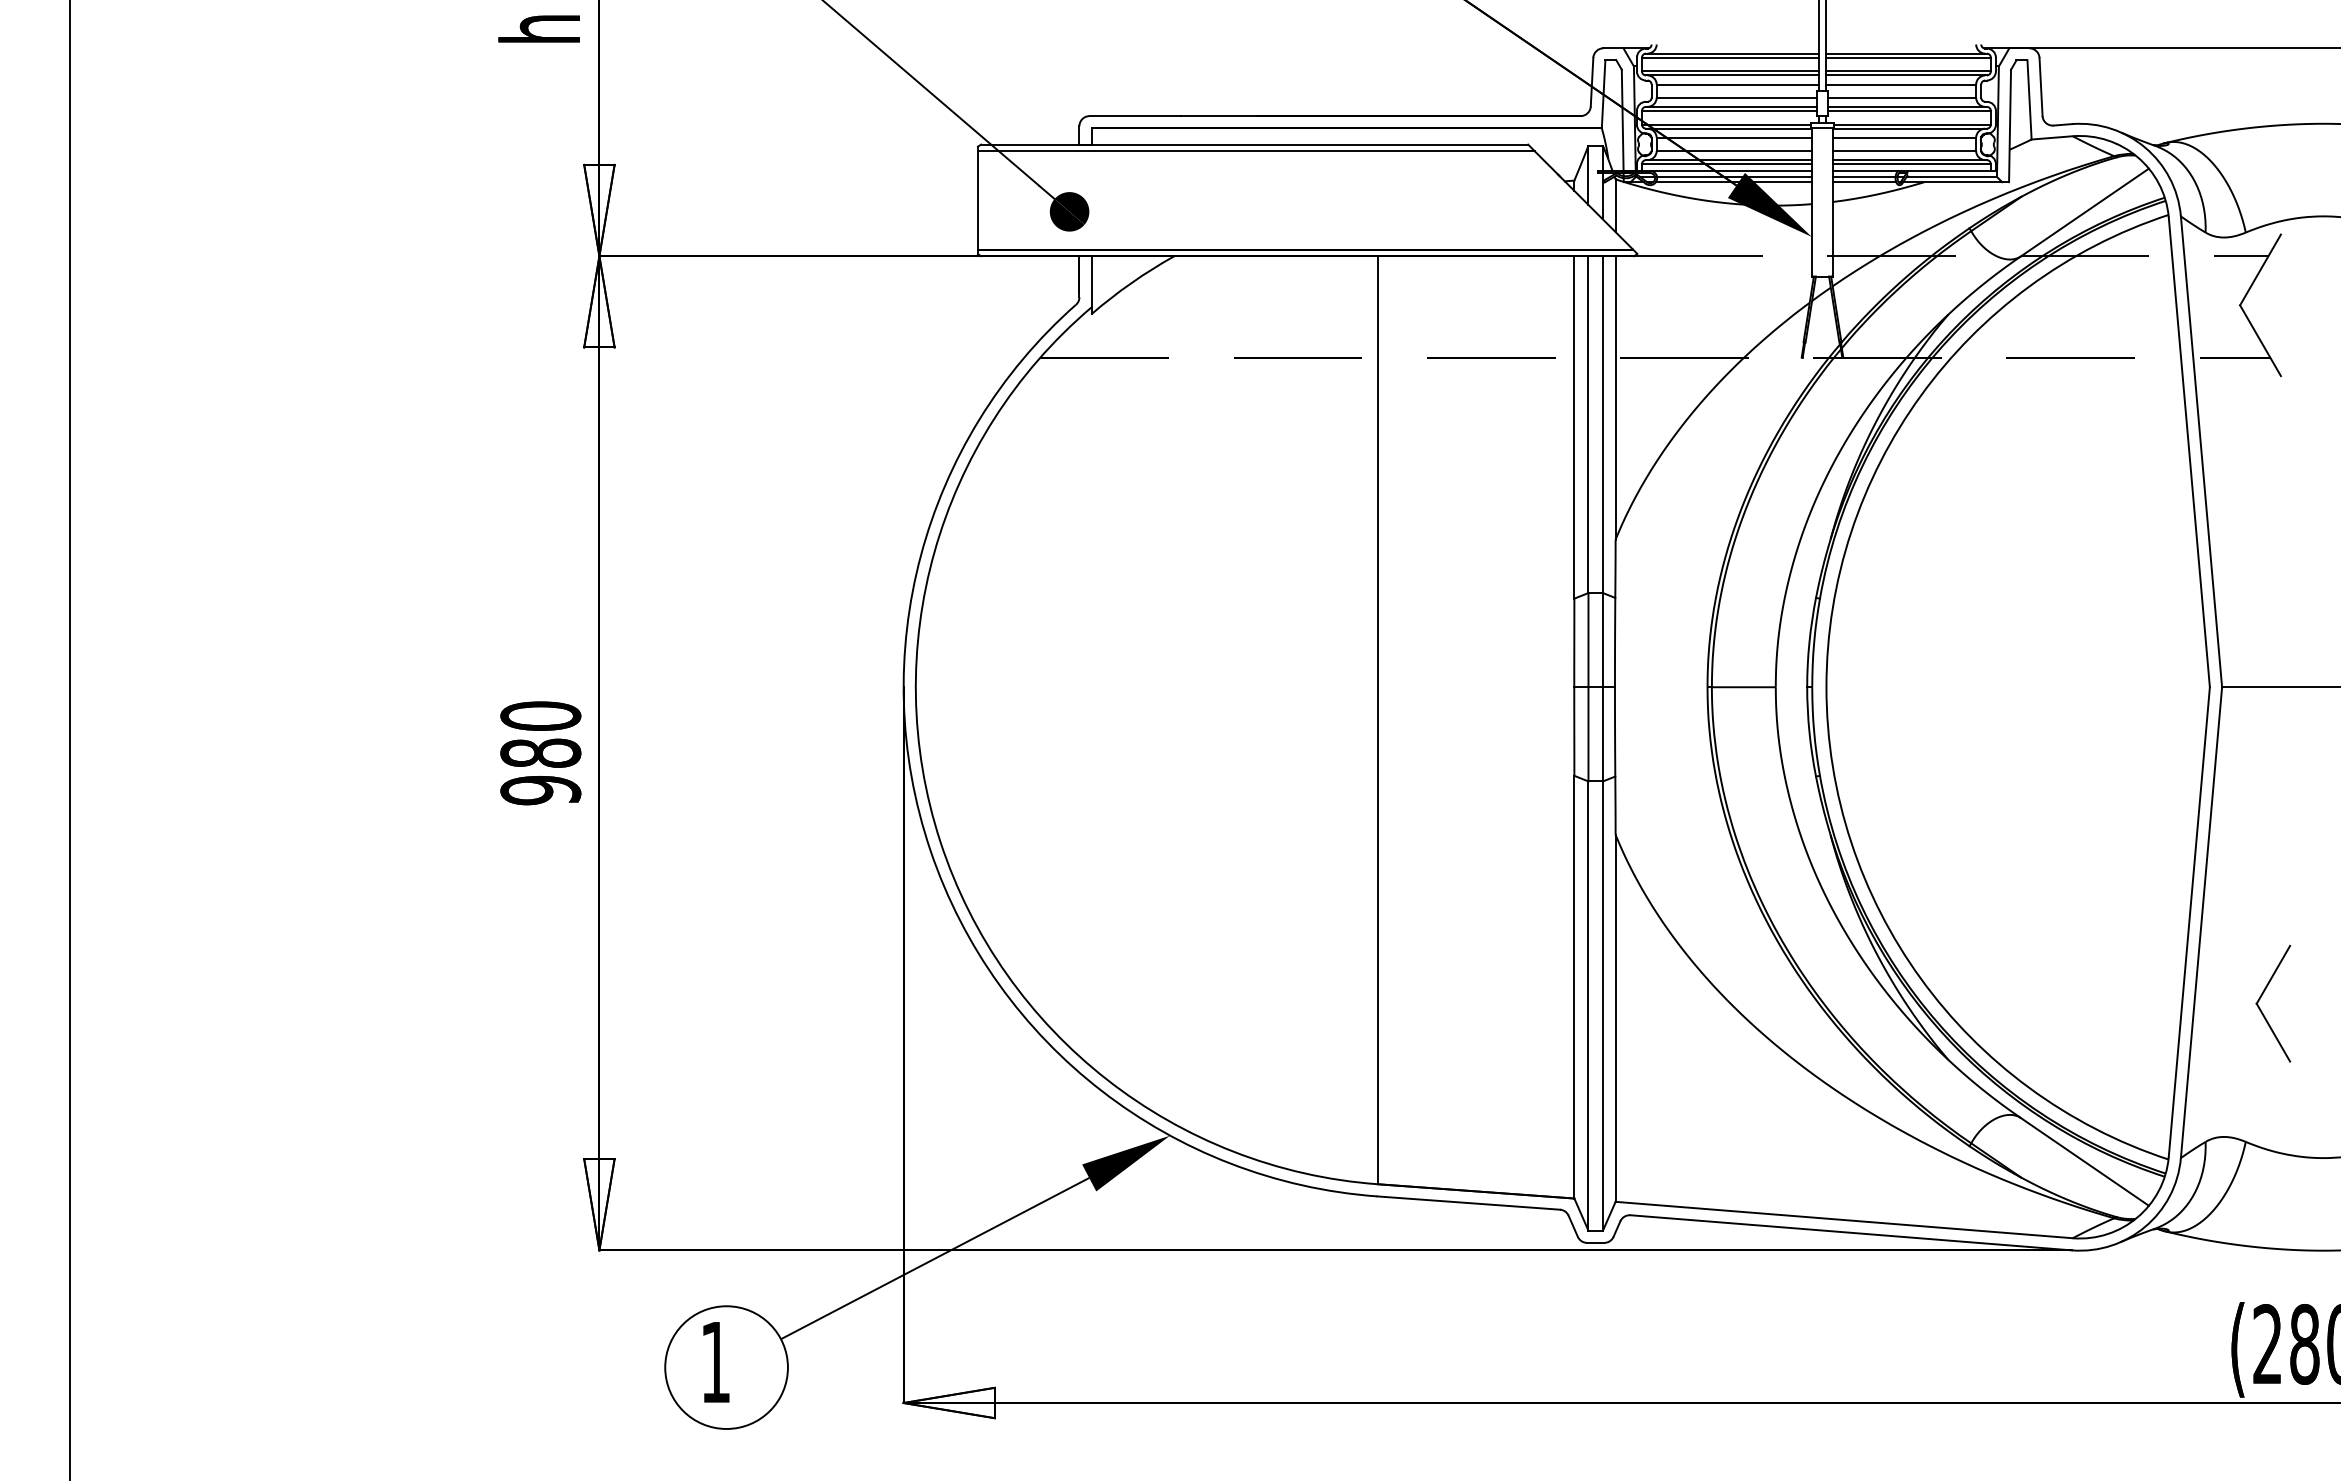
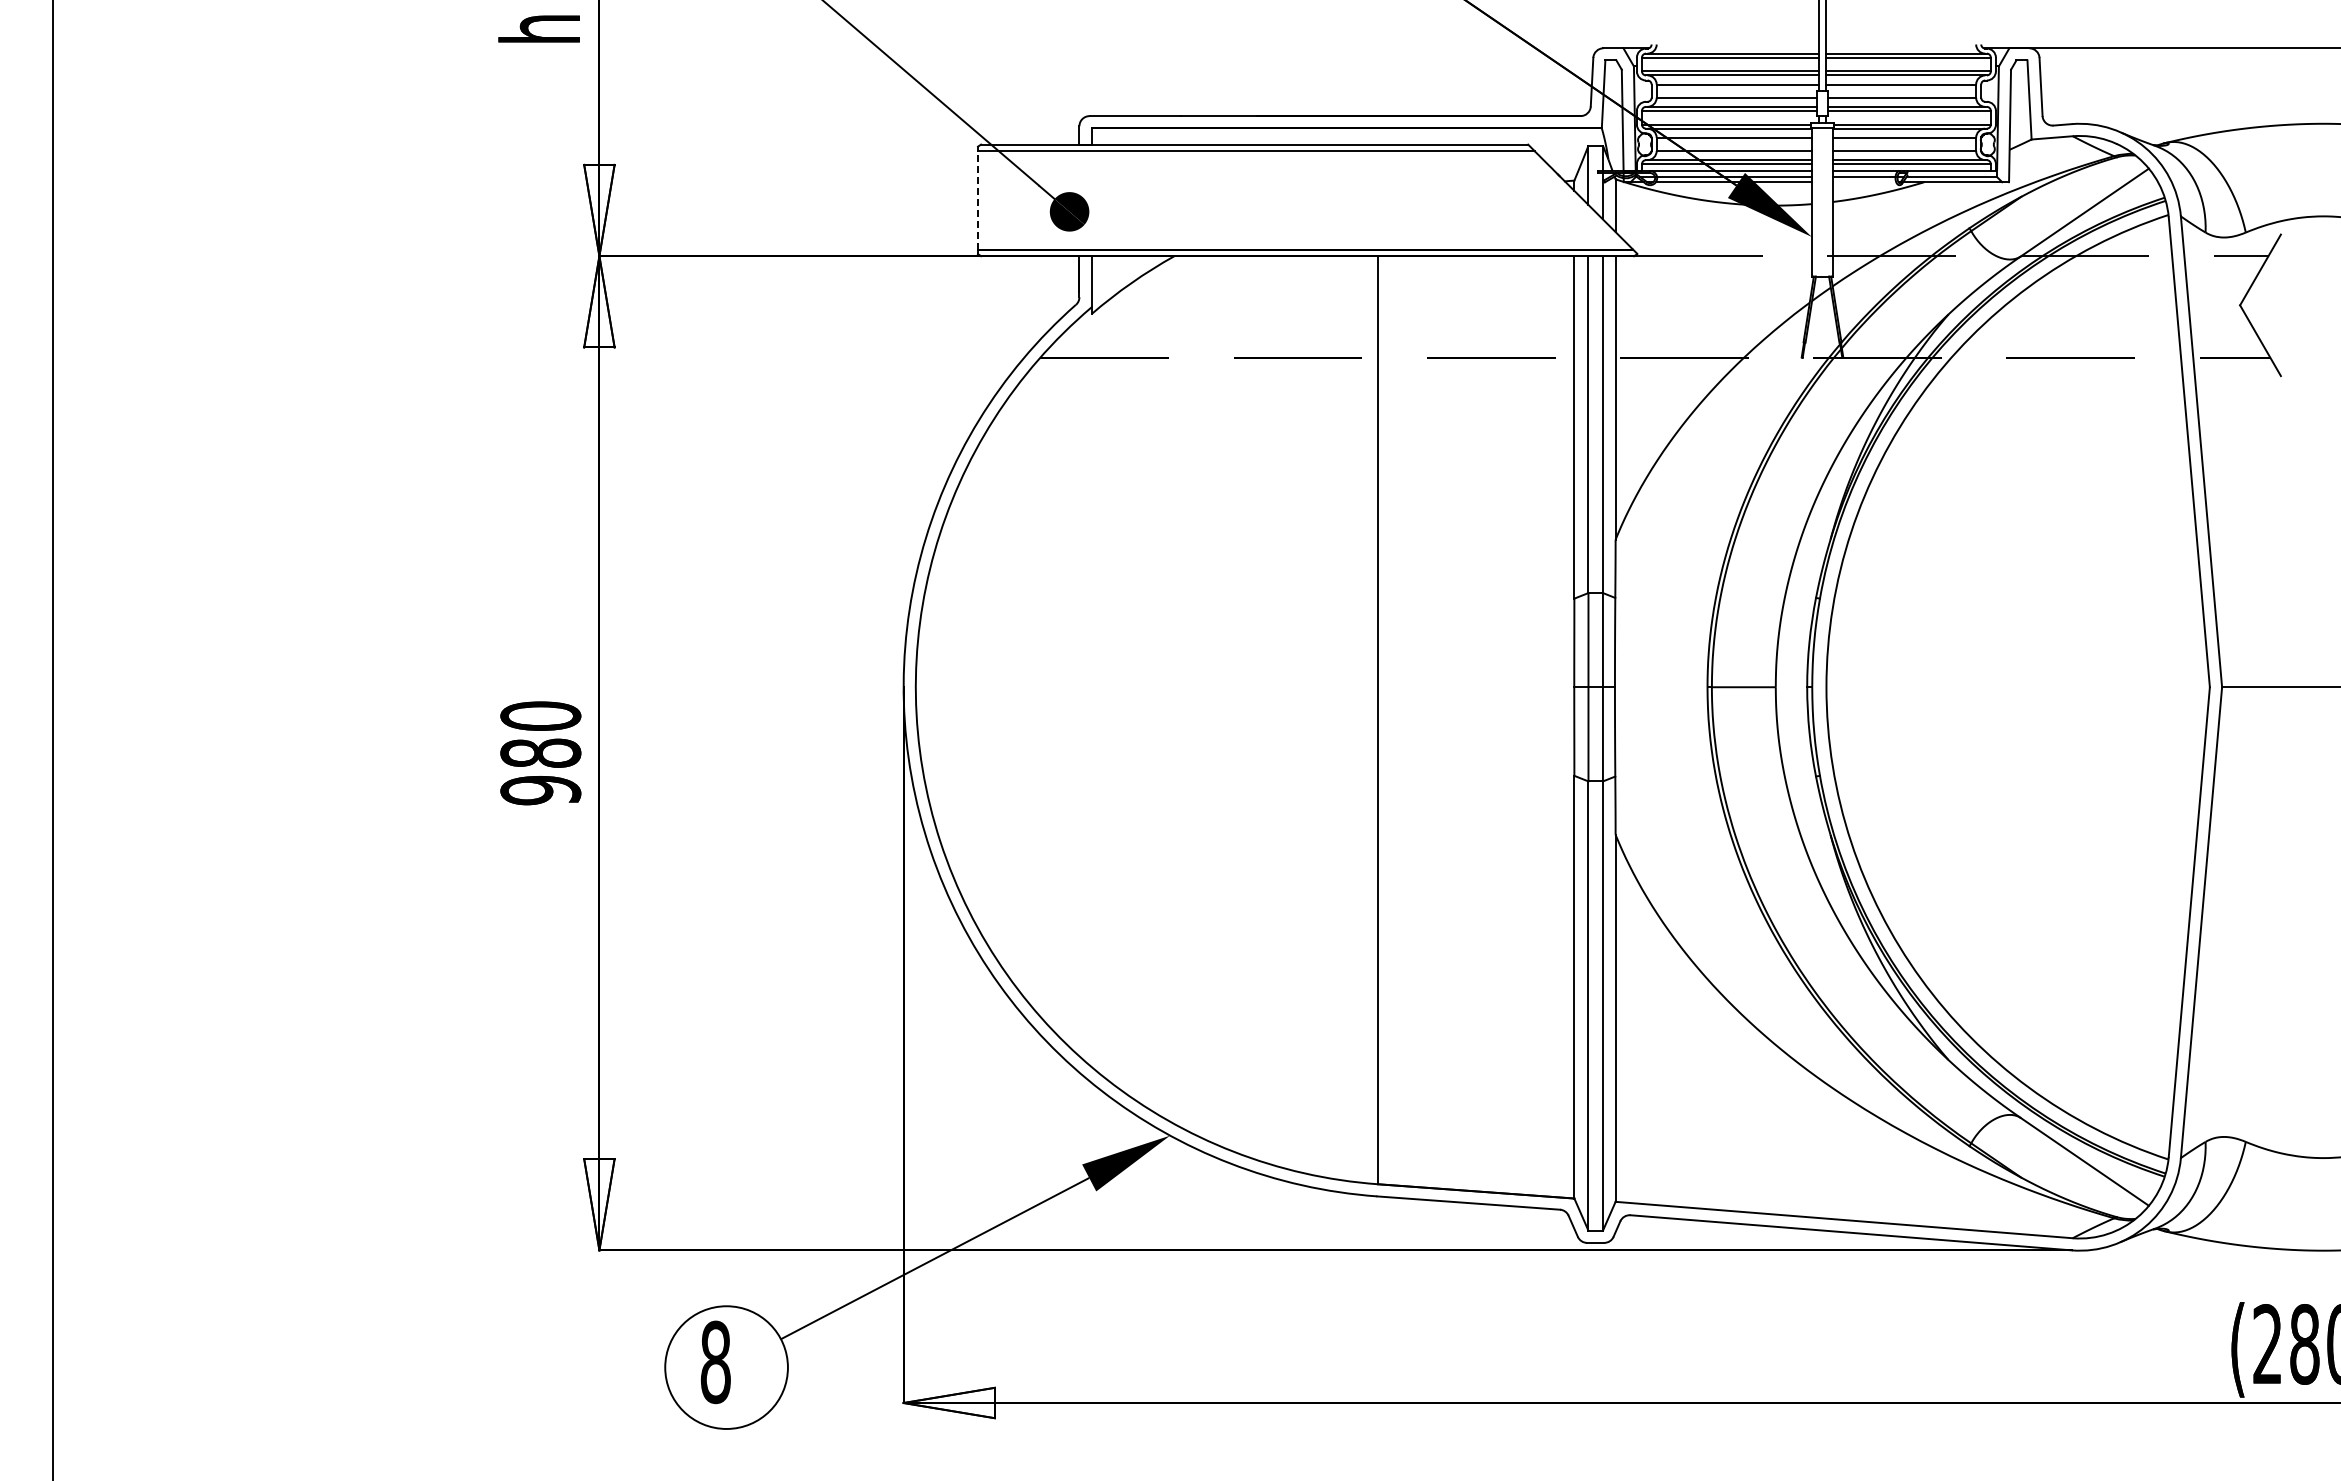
line: present -> none (1864, 182)
line: solid -> dashed (978, 199)
line position: (70, 739) -> (53, 739) (53, 739)
part: present -> none (2261, 997)
text: 1 -> 8 (715, 1362)
